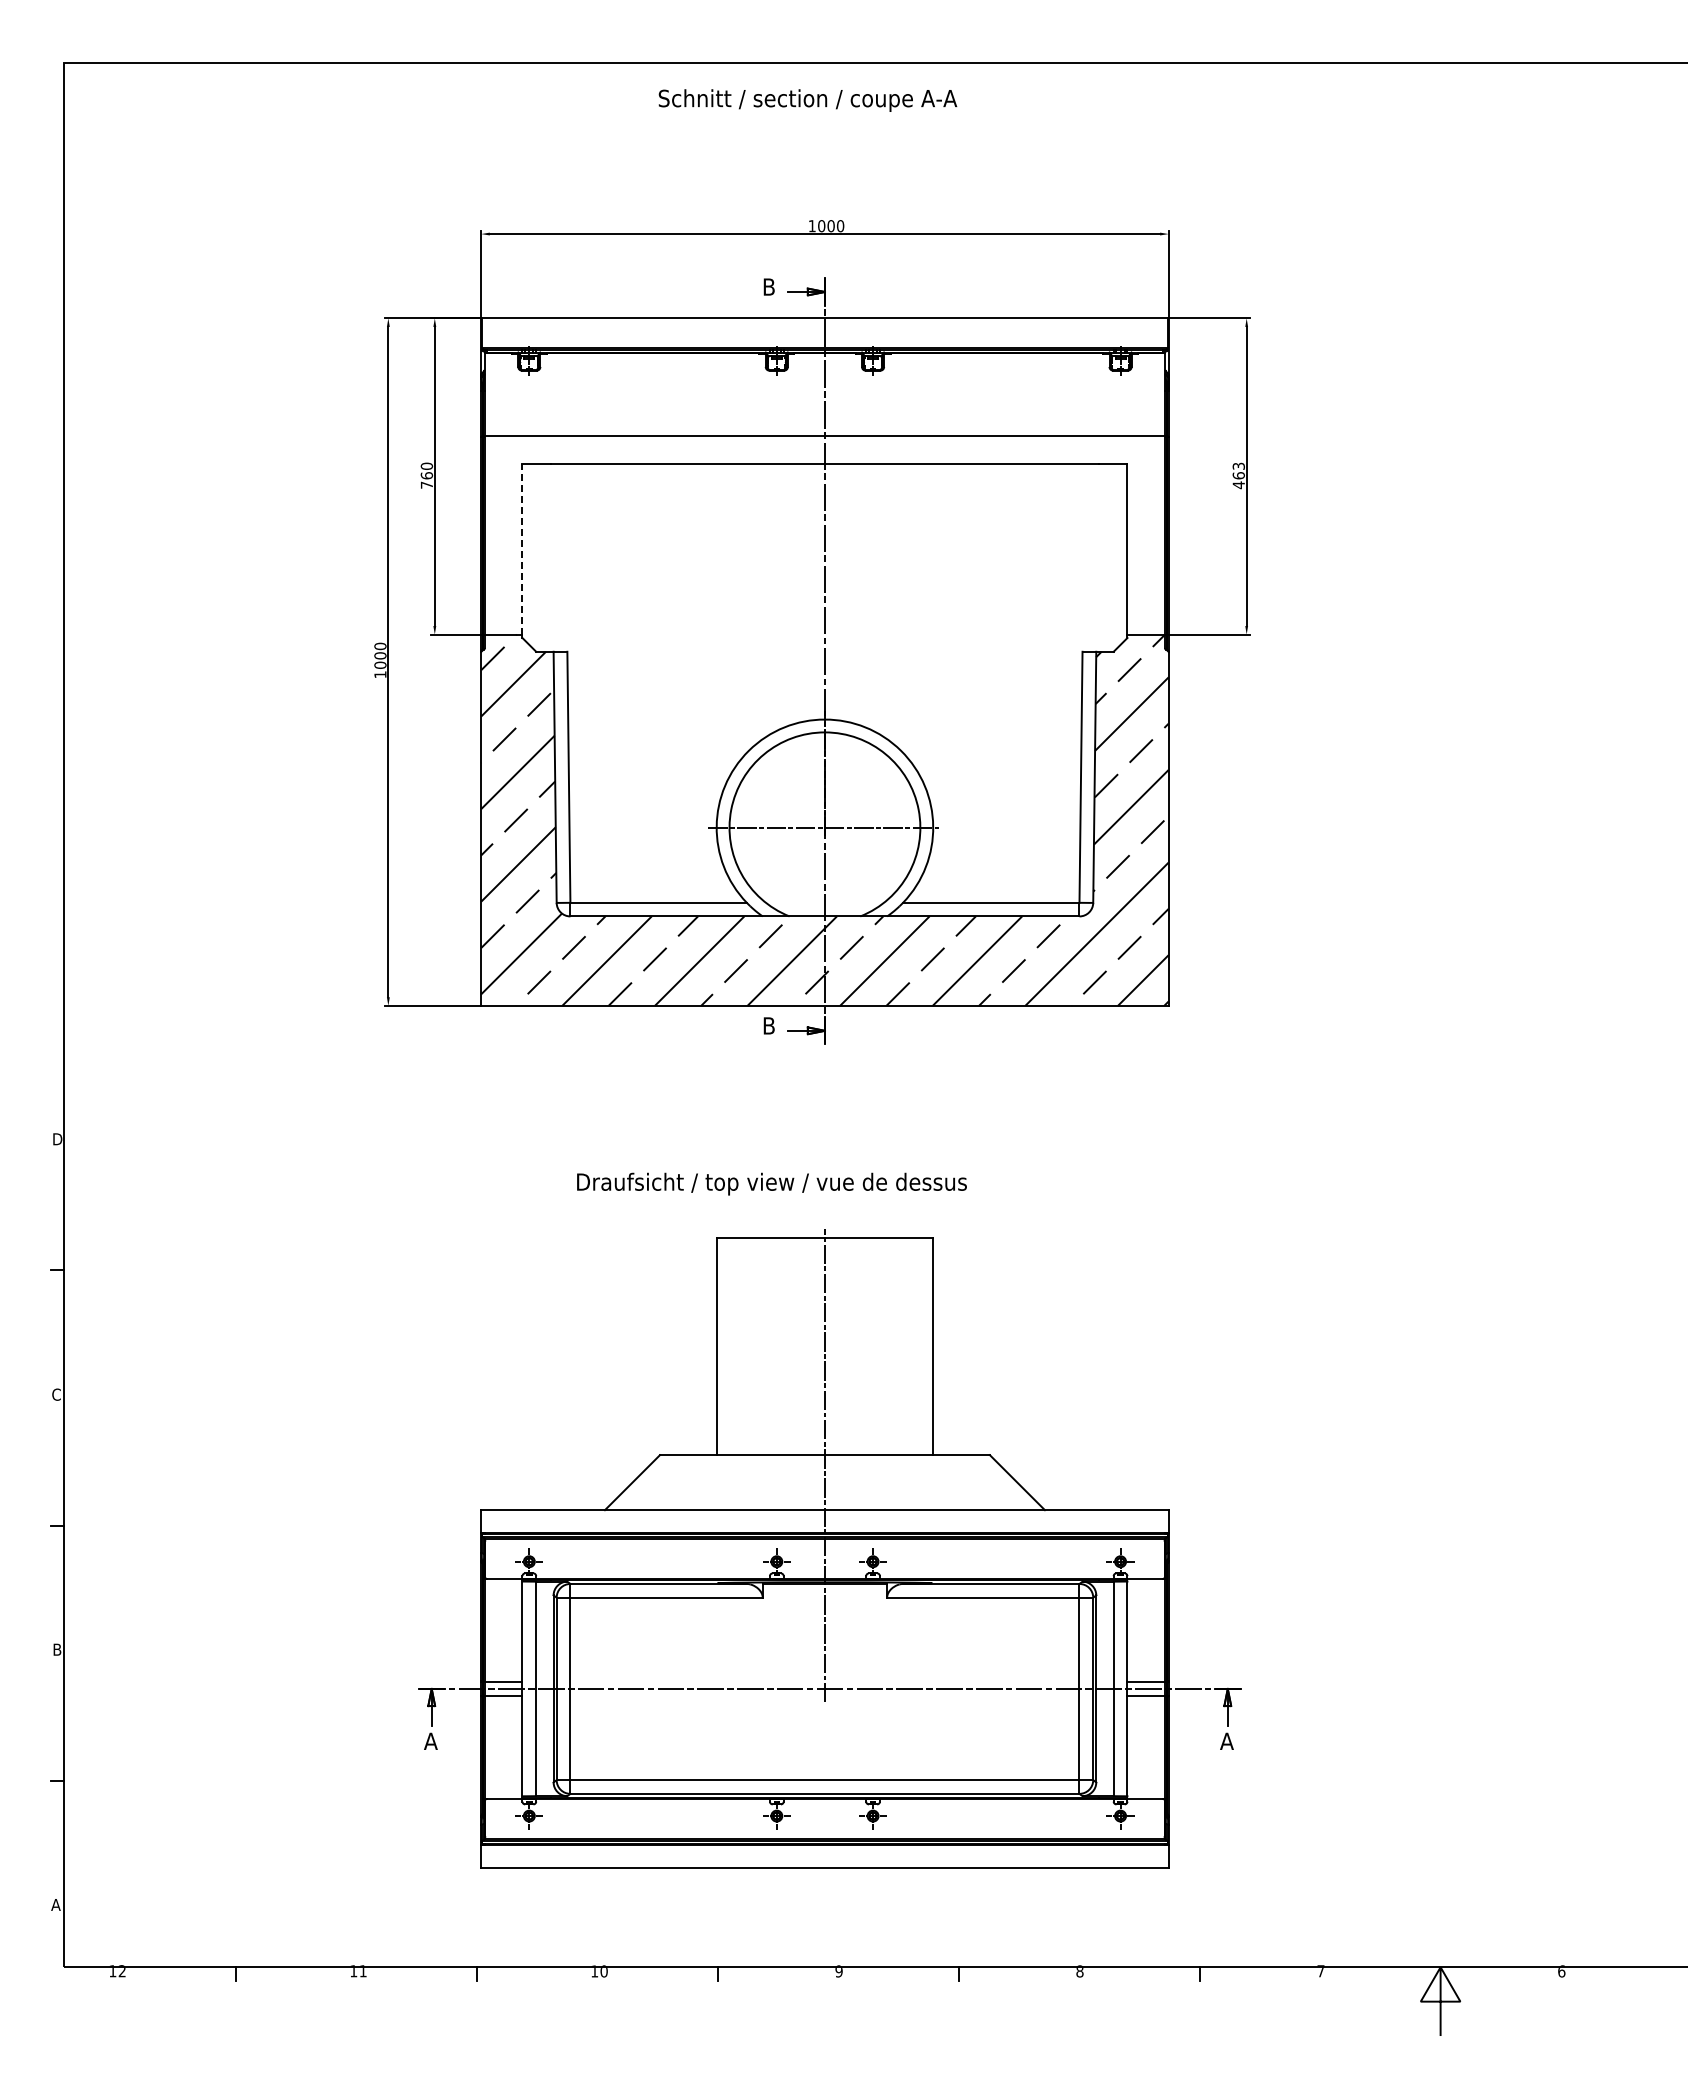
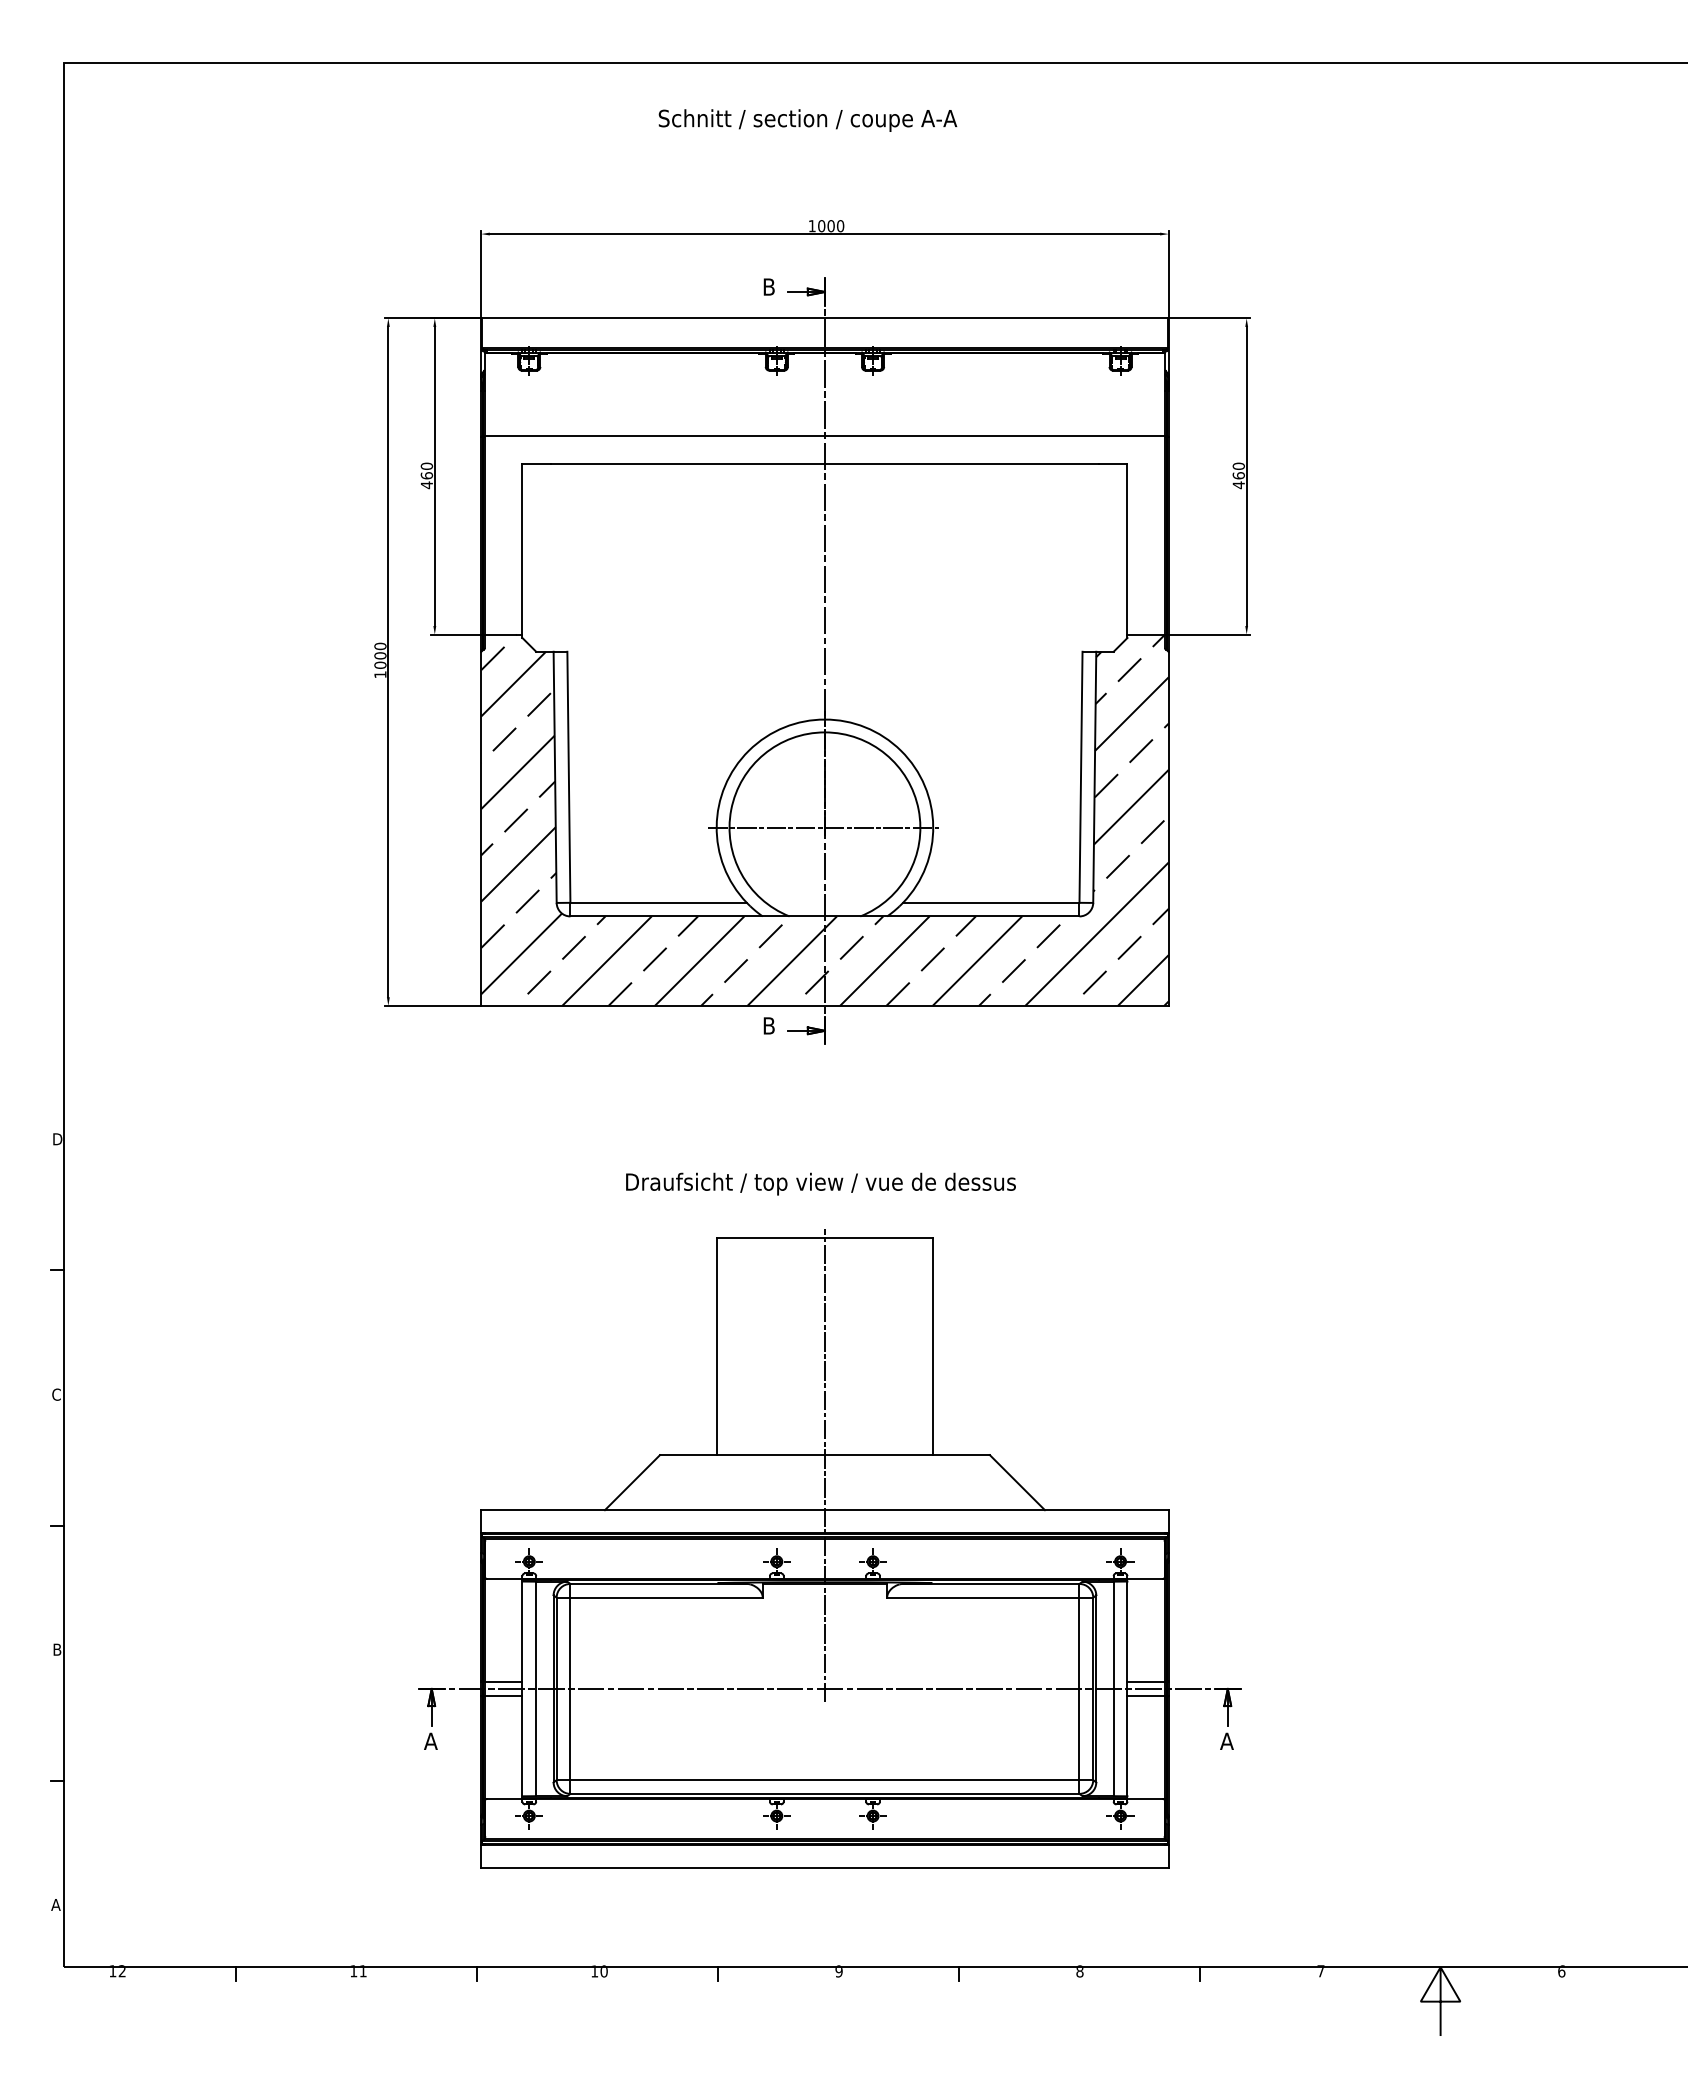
text position: (807, 100) -> (807, 120) (807, 120)
text: 463 -> 460 (1238, 465)
text: 760 -> 460 (426, 485)
line: dashed -> solid (522, 549)
text position: (771, 1183) -> (820, 1183) (820, 1183)
